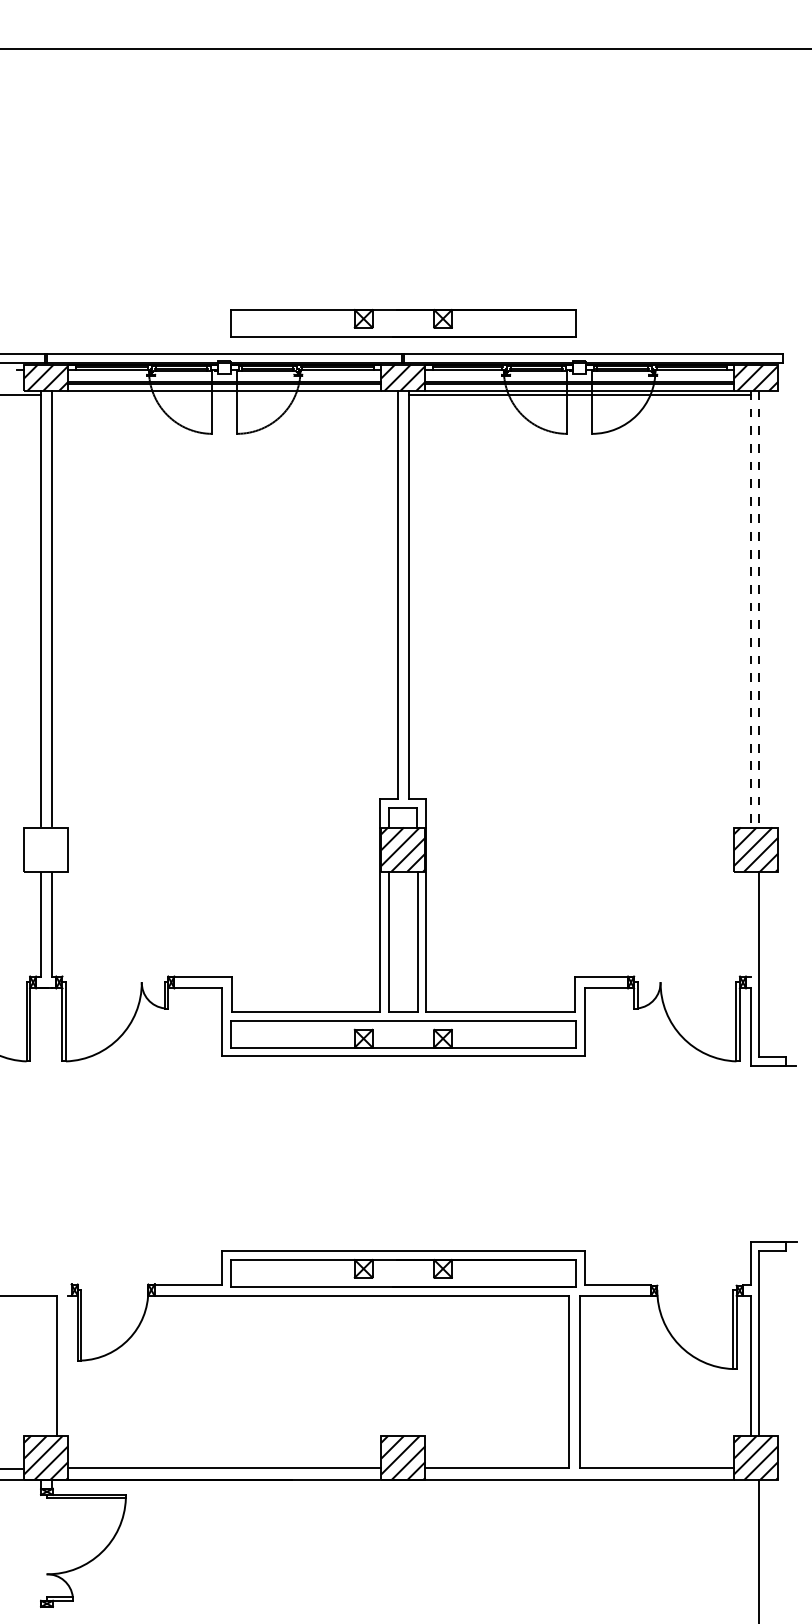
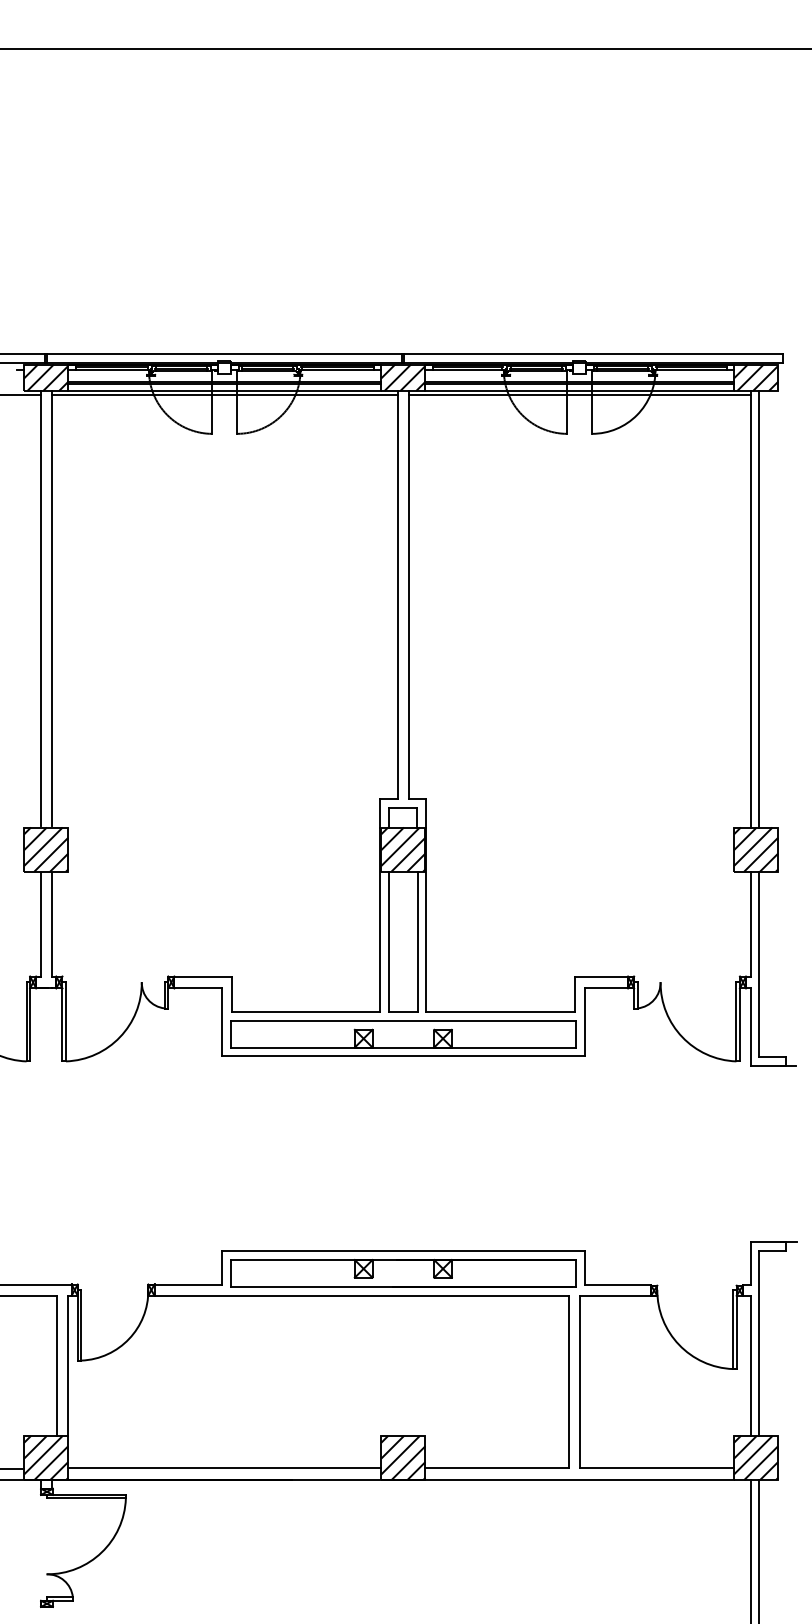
part: present -> none (403, 323)
line: none -> present (224, 395)
line: dashed -> solid (750, 609)
line: dashed -> solid (759, 609)
hatch: none -> present (46, 849)
line: none -> present (750, 923)
line: none -> present (36, 1284)
line: none -> present (68, 1365)
line: none -> present (750, 1550)
